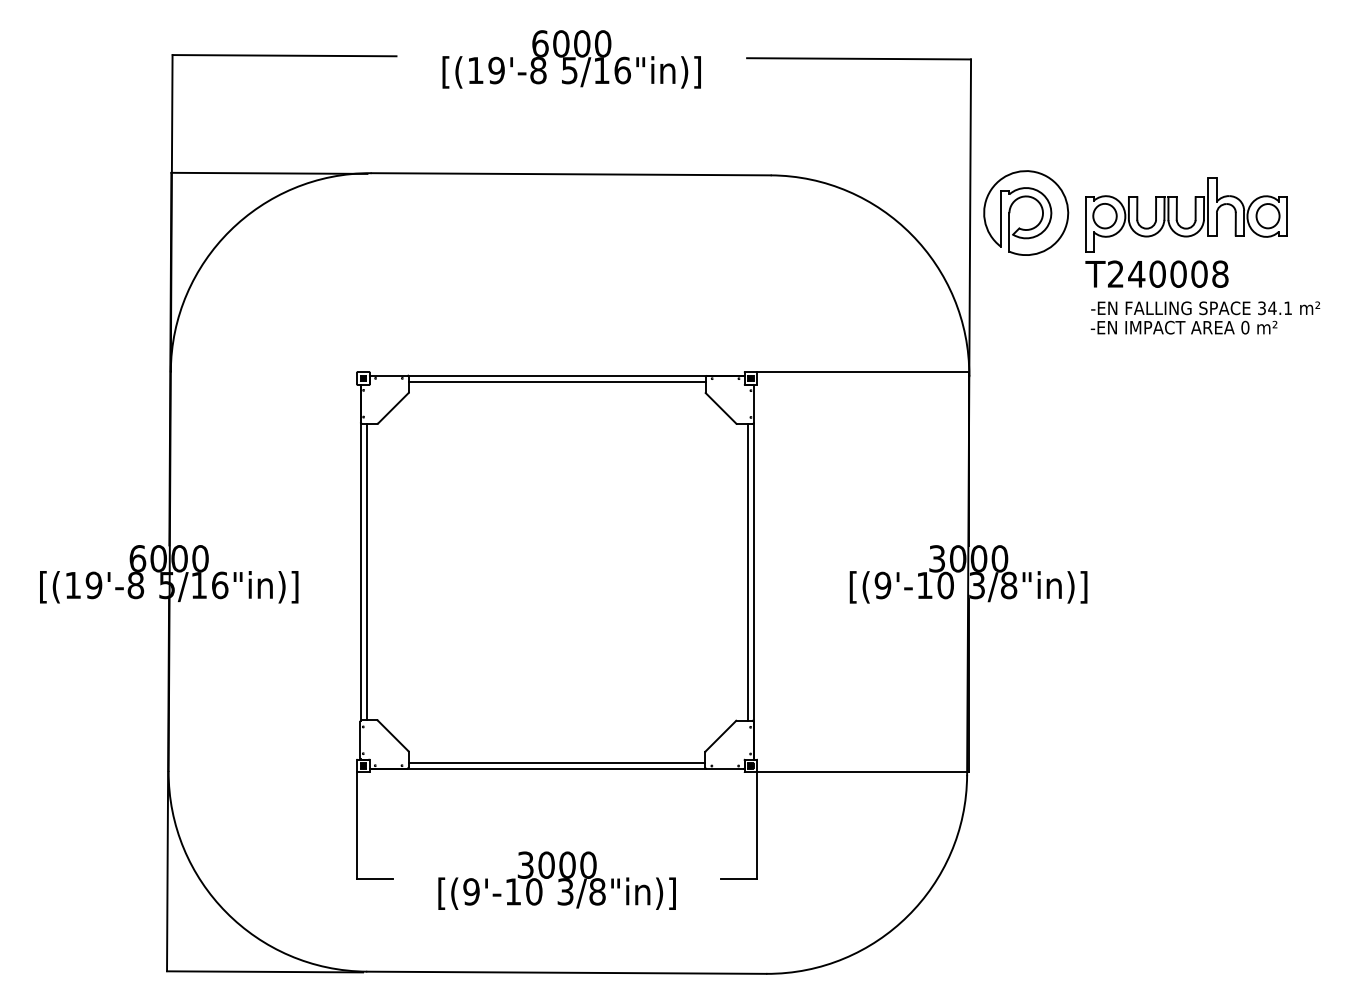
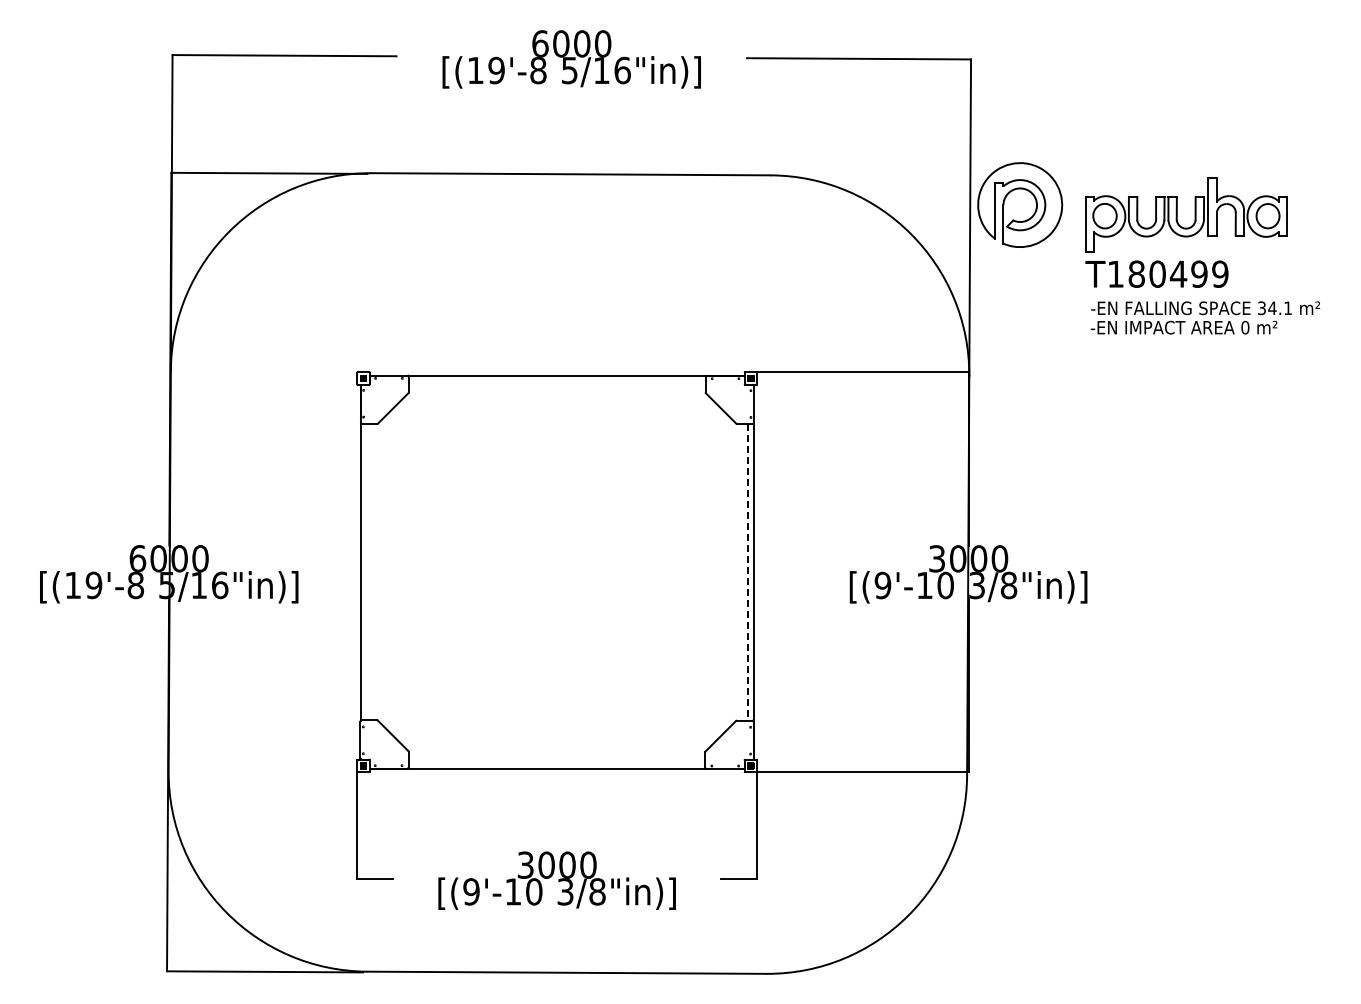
part position: (1026, 212) -> (1020, 204) (1020, 204)
text: \c4766296;T240008 -> \c4766296;T180499 (1168, 273)
line: present -> none (557, 381)
line: present -> none (366, 571)
line: solid -> dashed (747, 572)
line: present -> none (556, 762)
